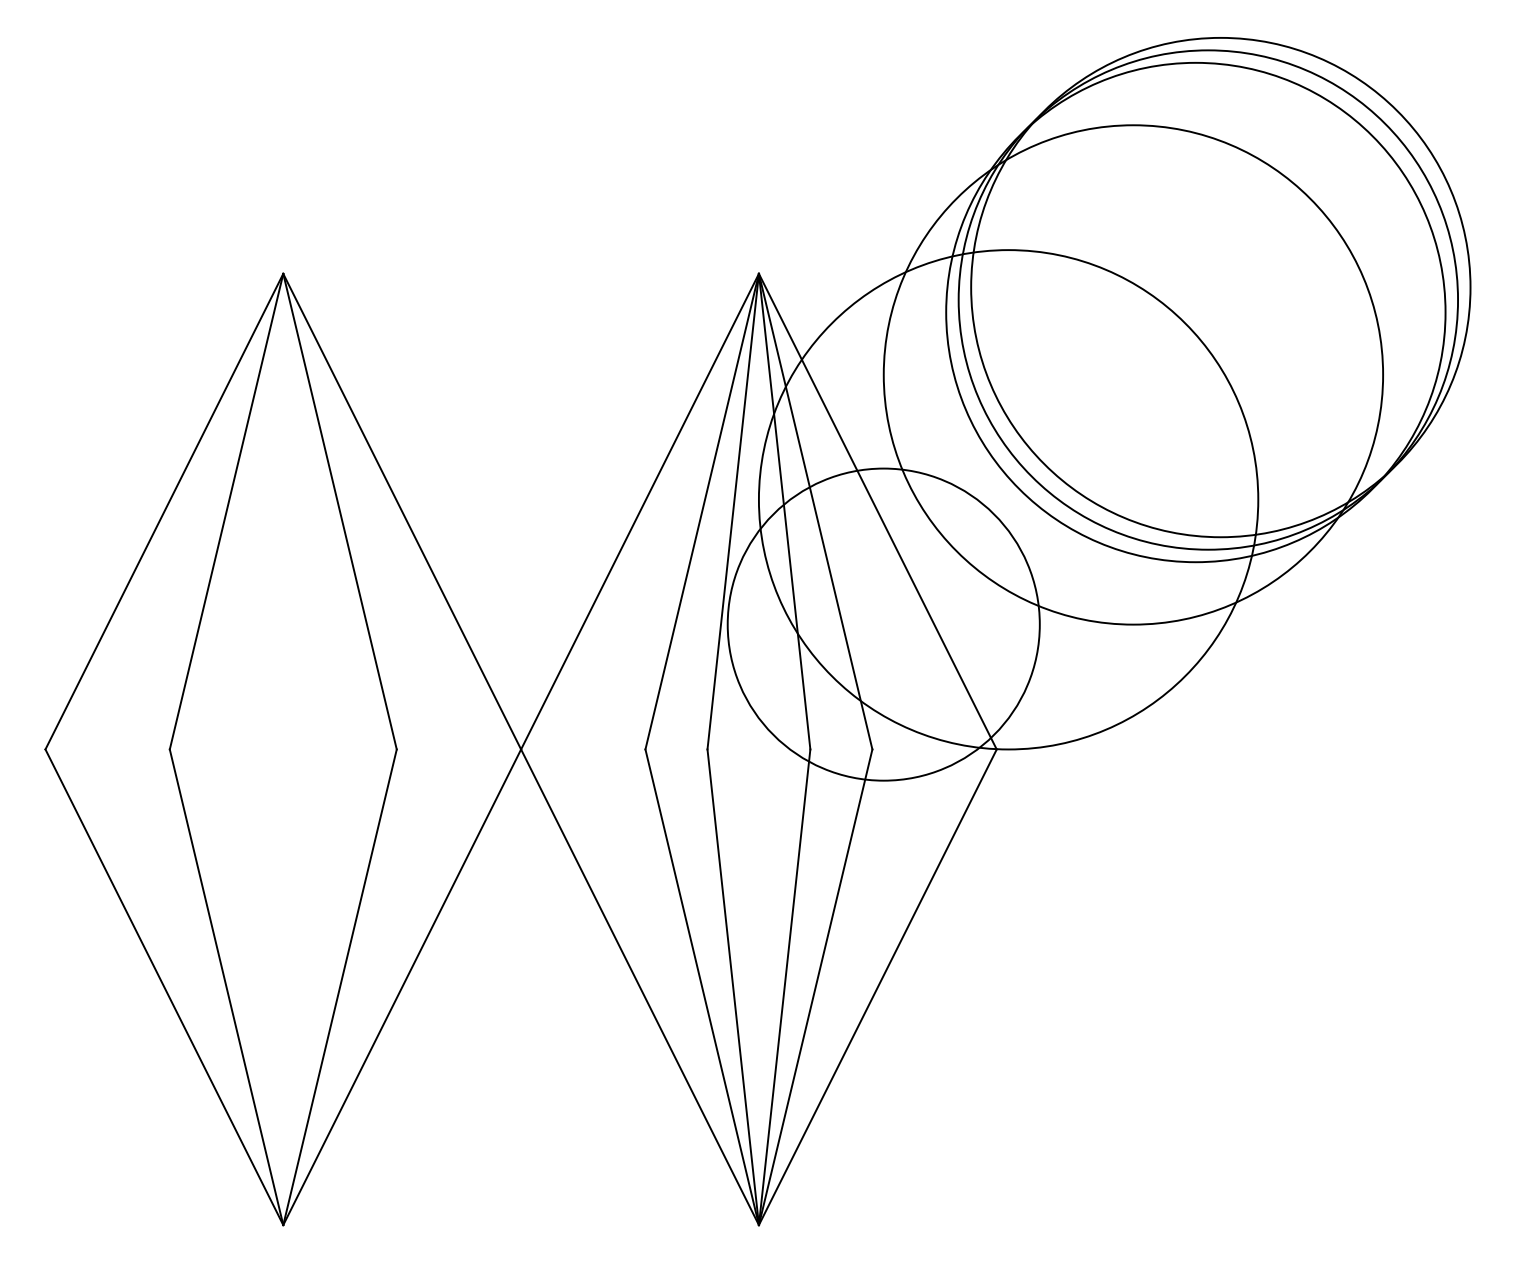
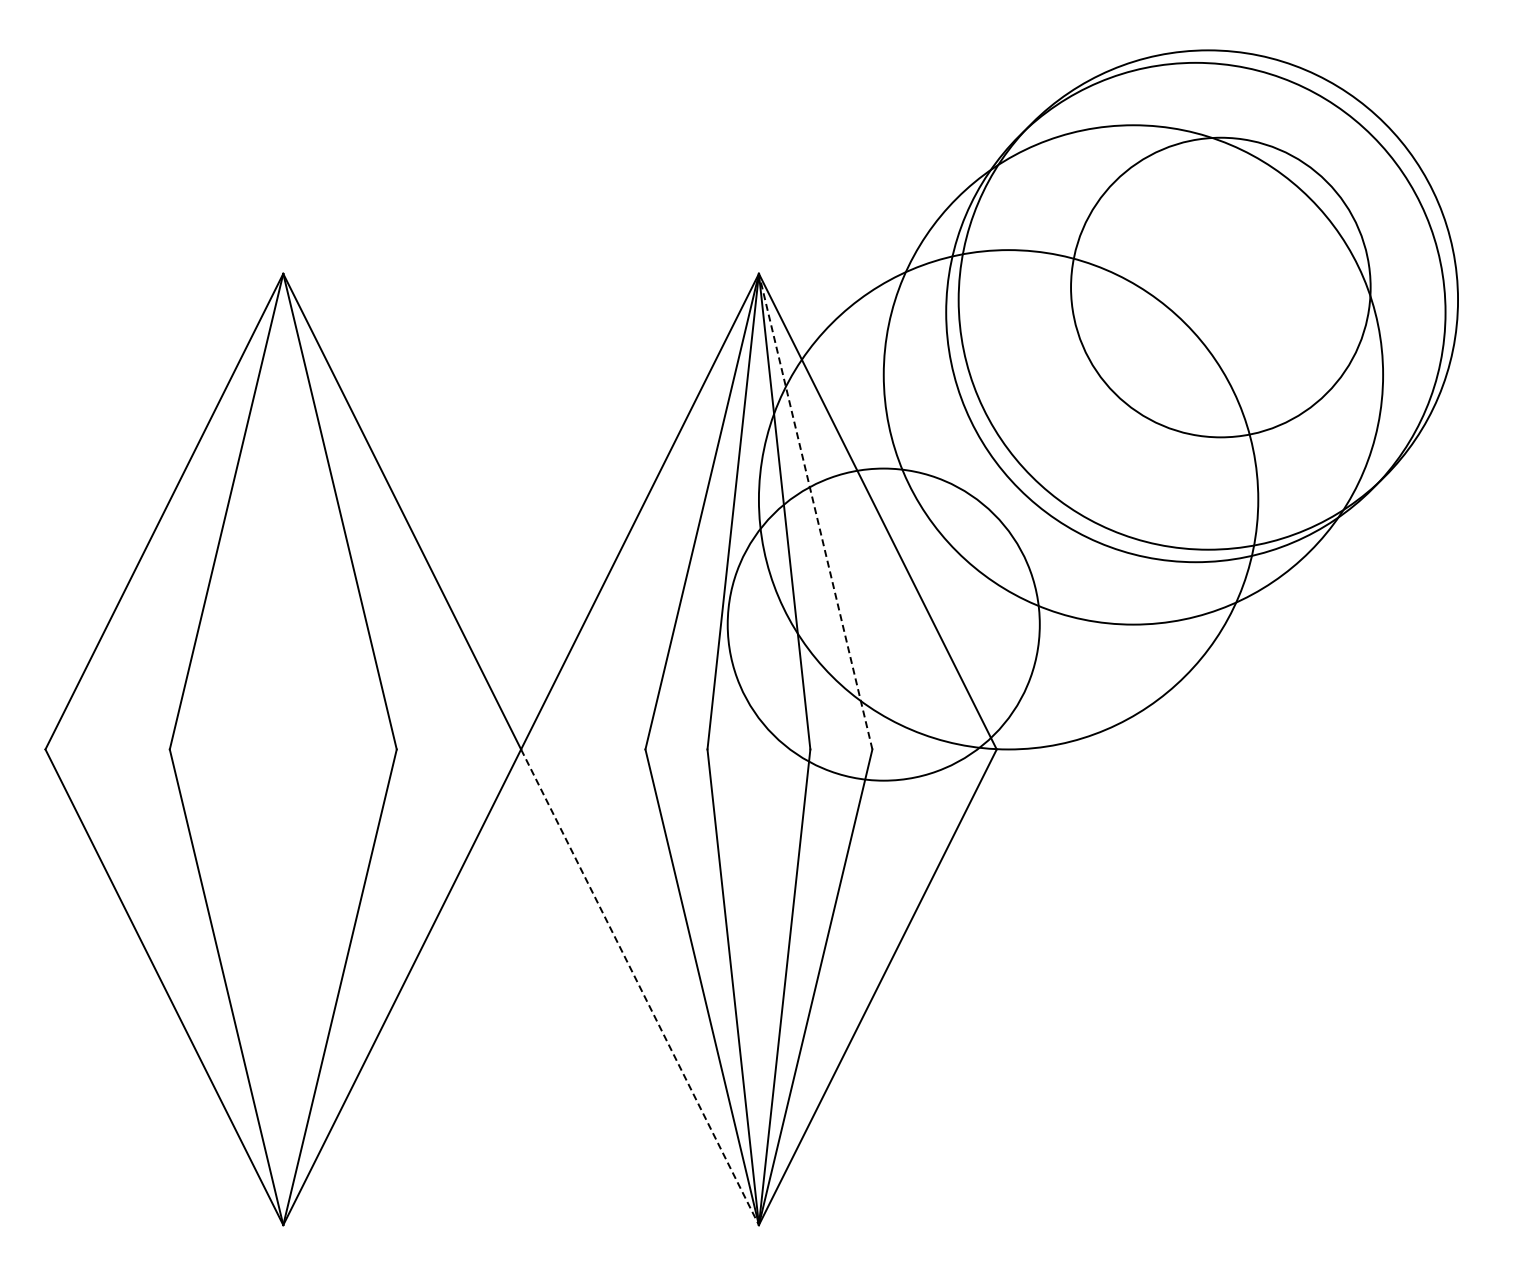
circle diameter: 499 px -> 300 px (1220, 287)
line: solid -> dashed (815, 511)
line: solid -> dashed (640, 987)
